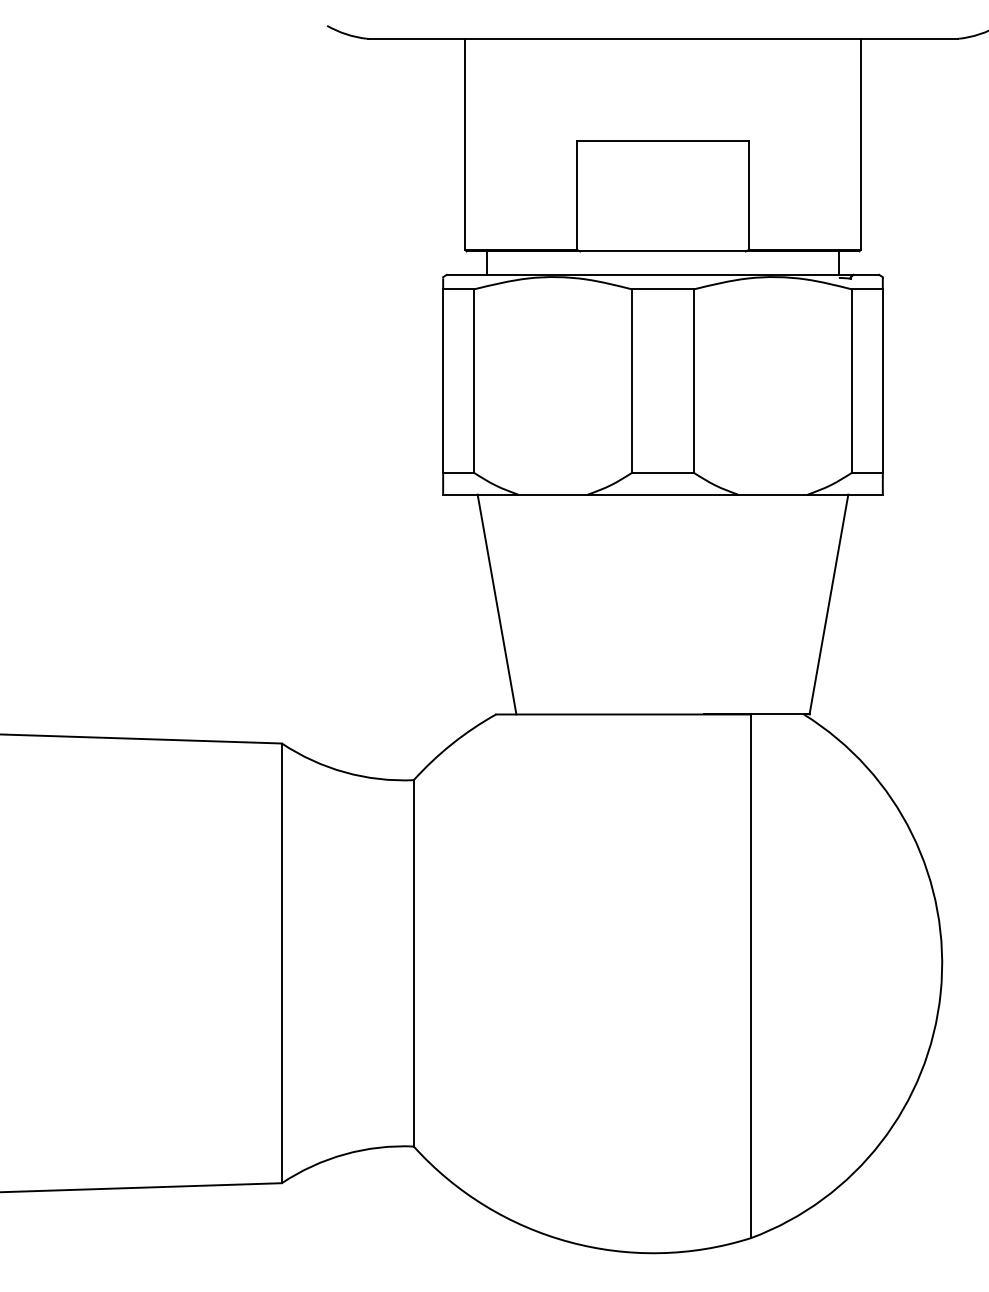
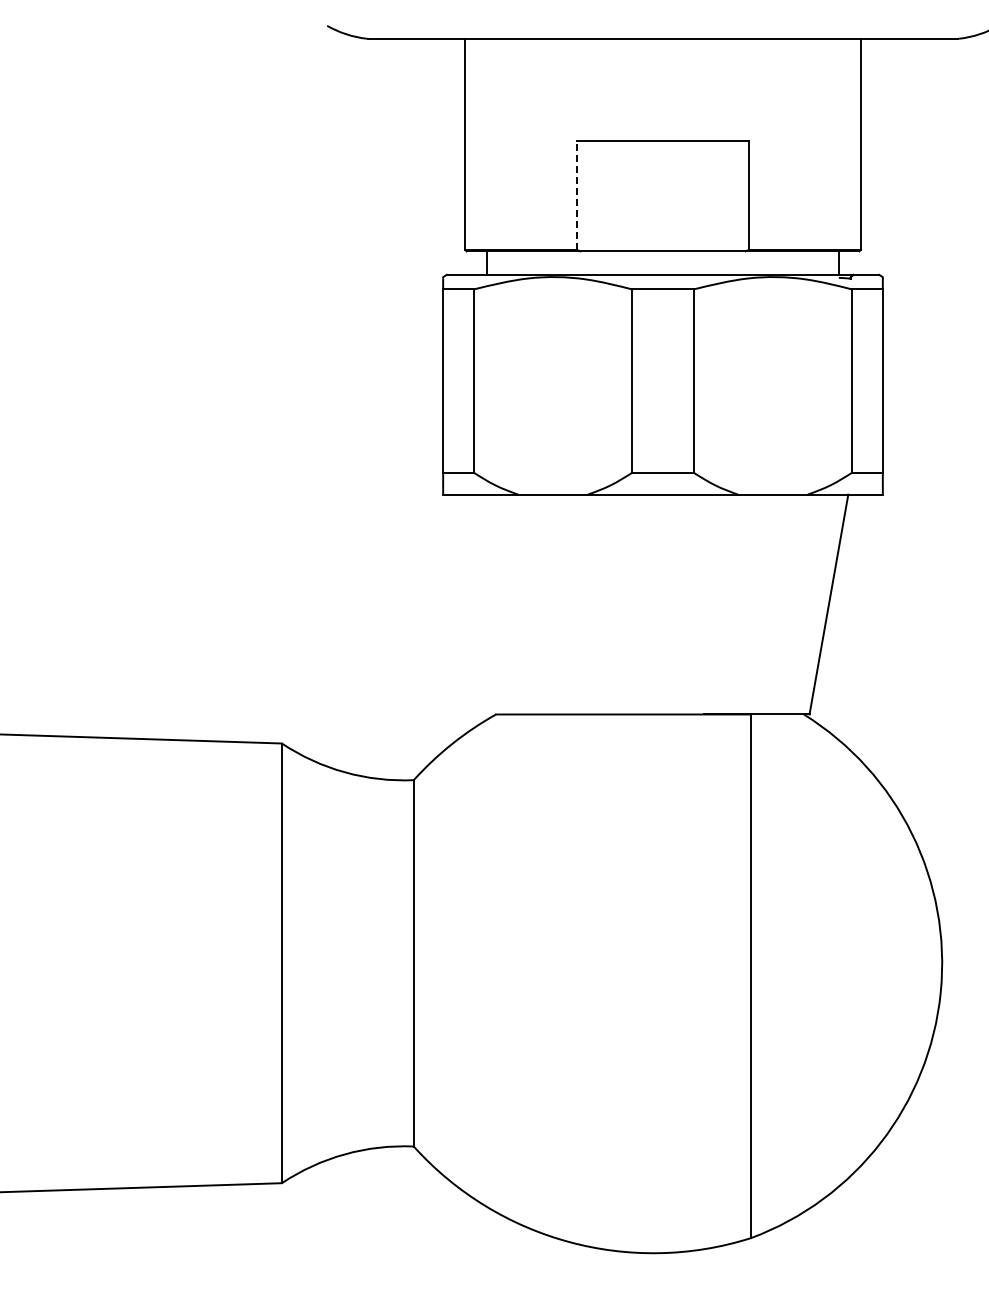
line: solid -> dashed (576, 195)
line: present -> none (496, 604)
